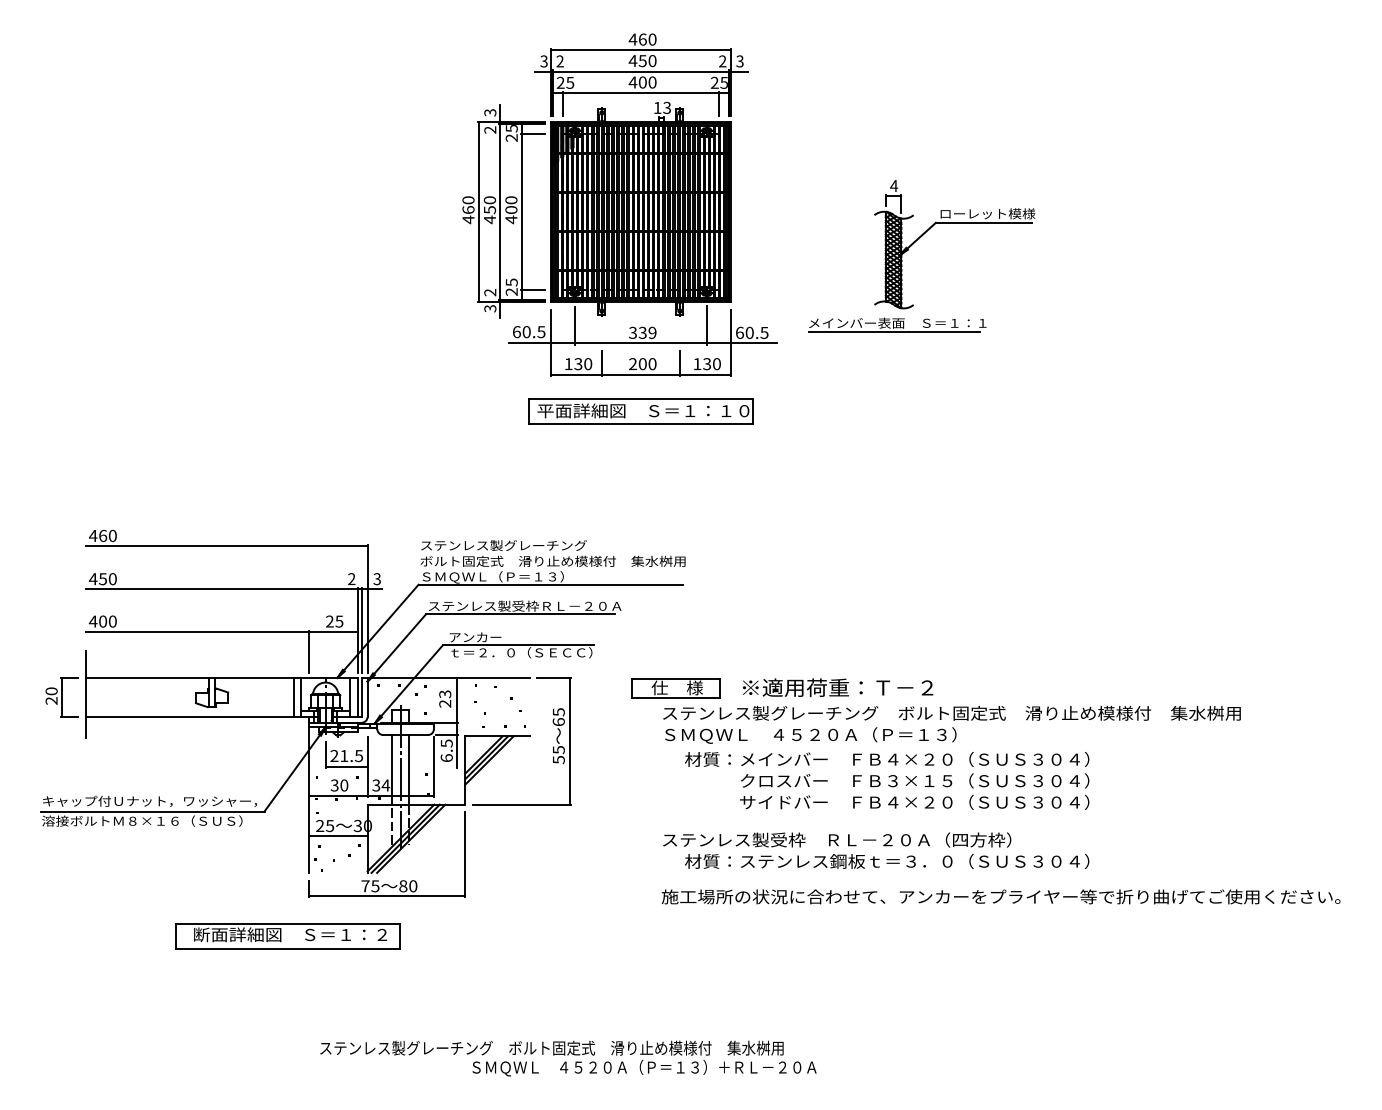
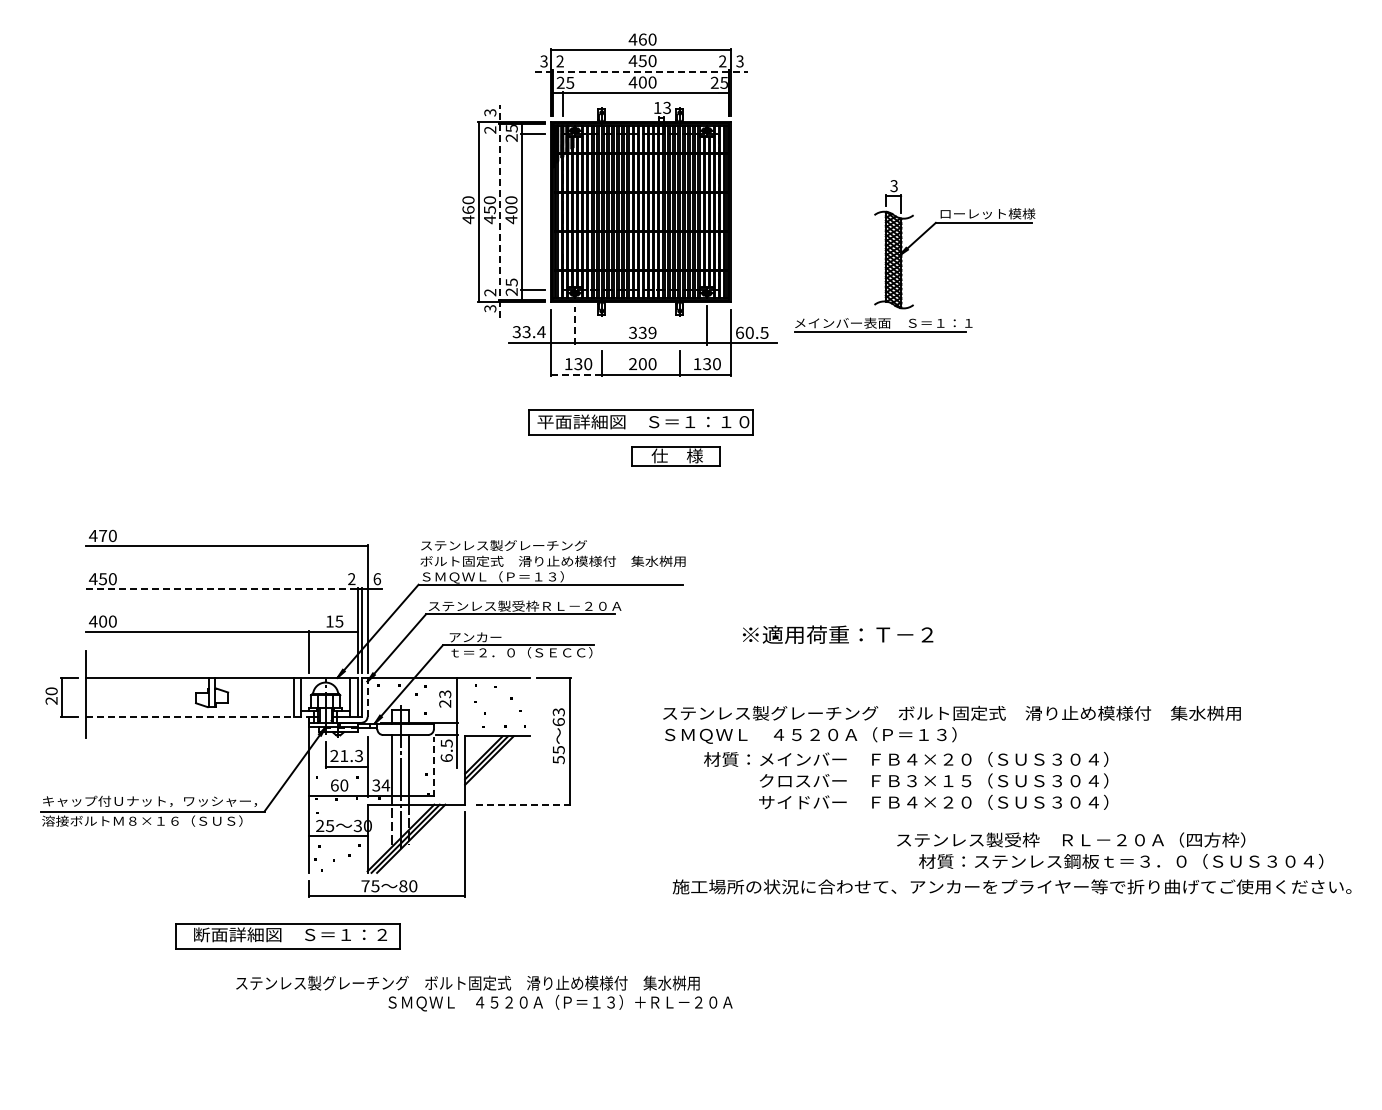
line: solid -> dashed (642, 71)
line: present -> none (718, 103)
text: 4 -> 3 (894, 186)
line: solid -> dashed (500, 211)
part position: (897, 324) -> (883, 324) (883, 324)
line: solid -> dashed (574, 325)
text: 60.5 -> 33.4 (528, 332)
line: solid -> dashed (577, 374)
part position: (640, 411) -> (640, 422) (640, 422)
text: 460 -> 470 (103, 535)
text: 3 -> 6 (377, 579)
line: solid -> dashed (222, 589)
text: 25 -> 15 (329, 621)
text position: (838, 687) -> (838, 634) (838, 634)
part position: (675, 688) -> (675, 456) (675, 456)
line: solid -> dashed (367, 697)
text: 65 -> 63 (557, 711)
line: solid -> dashed (202, 716)
text: 21.5 -> 21.3 (358, 755)
line: solid -> dashed (433, 766)
text position: (887, 780) -> (906, 780) (906, 780)
text: 30 -> 60 (334, 785)
line: solid -> dashed (521, 804)
text position: (876, 850) -> (1110, 850) (1110, 850)
text position: (1000, 896) -> (1011, 886) (1011, 886)
text position: (568, 1058) -> (484, 993) (484, 993)
